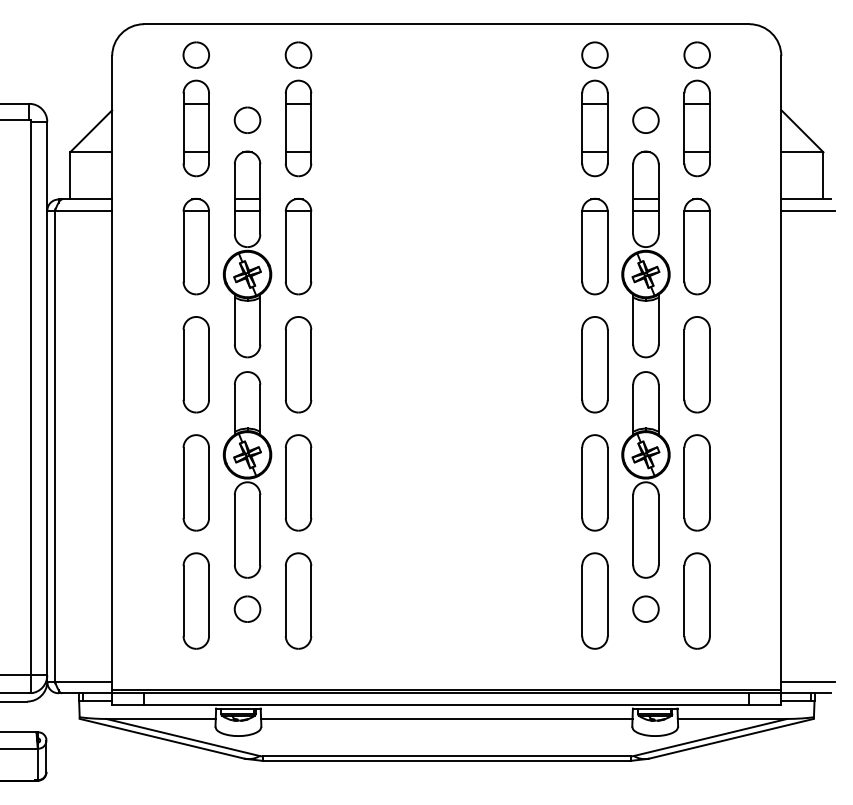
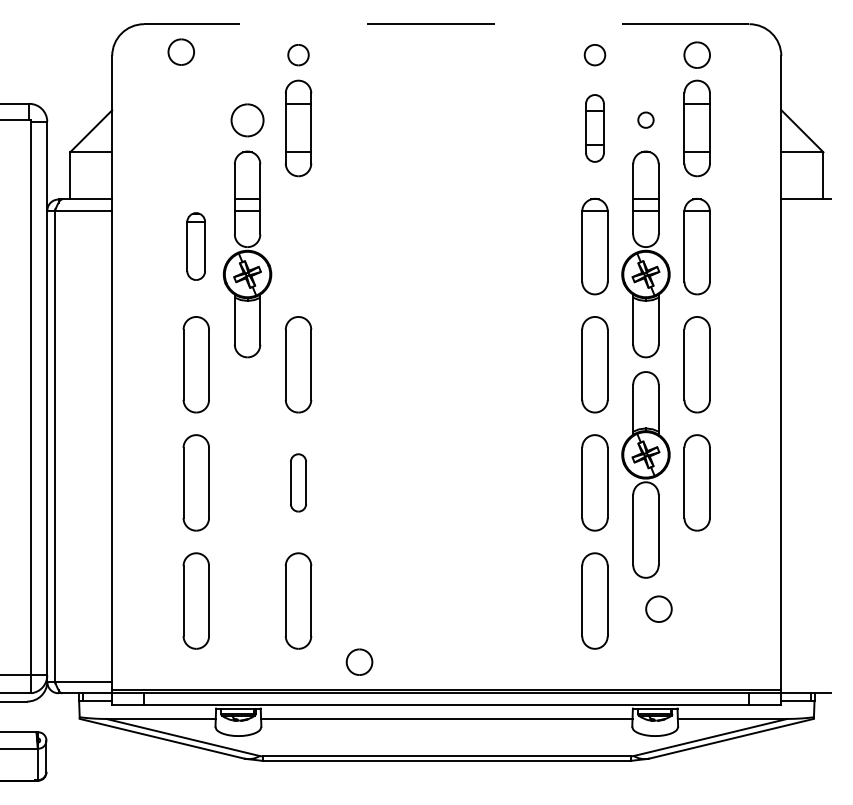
line: solid -> dashed (446, 24)
part position: (195, 54) -> (180, 51) (180, 51)
part size: 29x28 px -> 23x23 px (298, 55)
part size: 28x28 px -> 24x23 px (594, 55)
part size: 29x28 px -> 35x35 px (247, 120)
part size: 28x28 px -> 18x18 px (645, 119)
part: present -> none (195, 128)
part size: 28x99 px -> 20x69 px (594, 128)
line: present -> none (807, 210)
part size: 28x99 px -> 20x69 px (195, 246)
part: present -> none (298, 246)
part: present -> none (247, 474)
part size: 29x98 px -> 17x60 px (298, 482)
part: present -> none (696, 600)
part position: (247, 608) -> (359, 661) (359, 661)
part position: (645, 608) -> (658, 608) (658, 608)
line: present -> none (807, 681)
